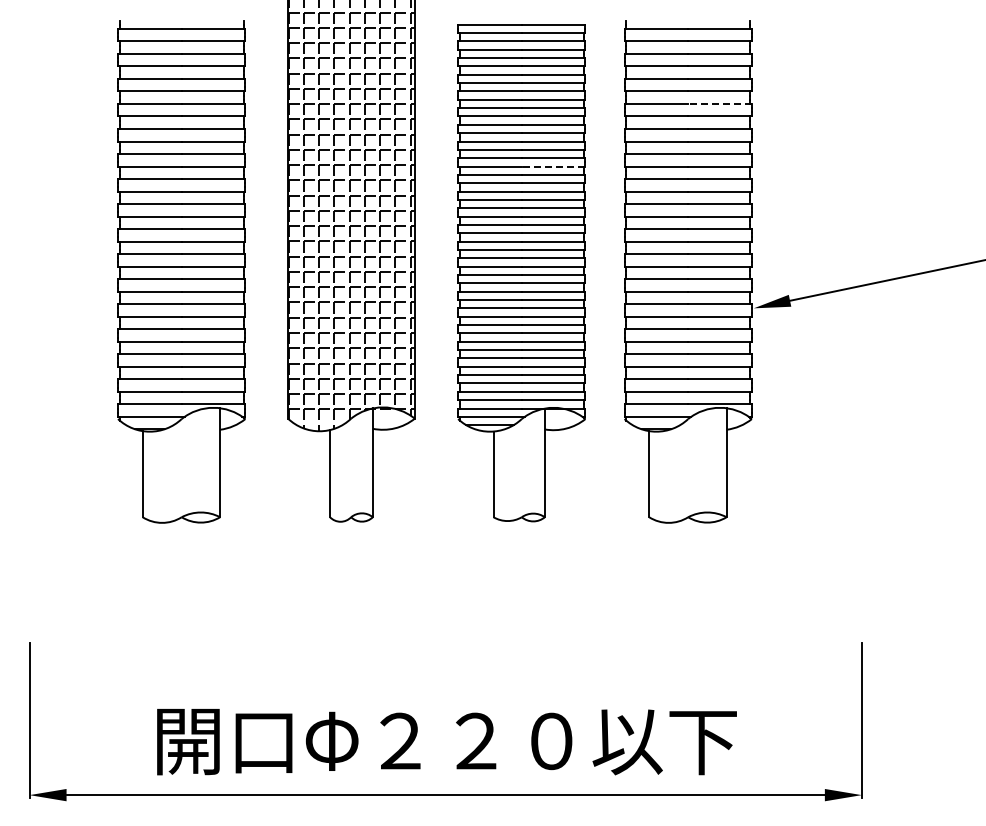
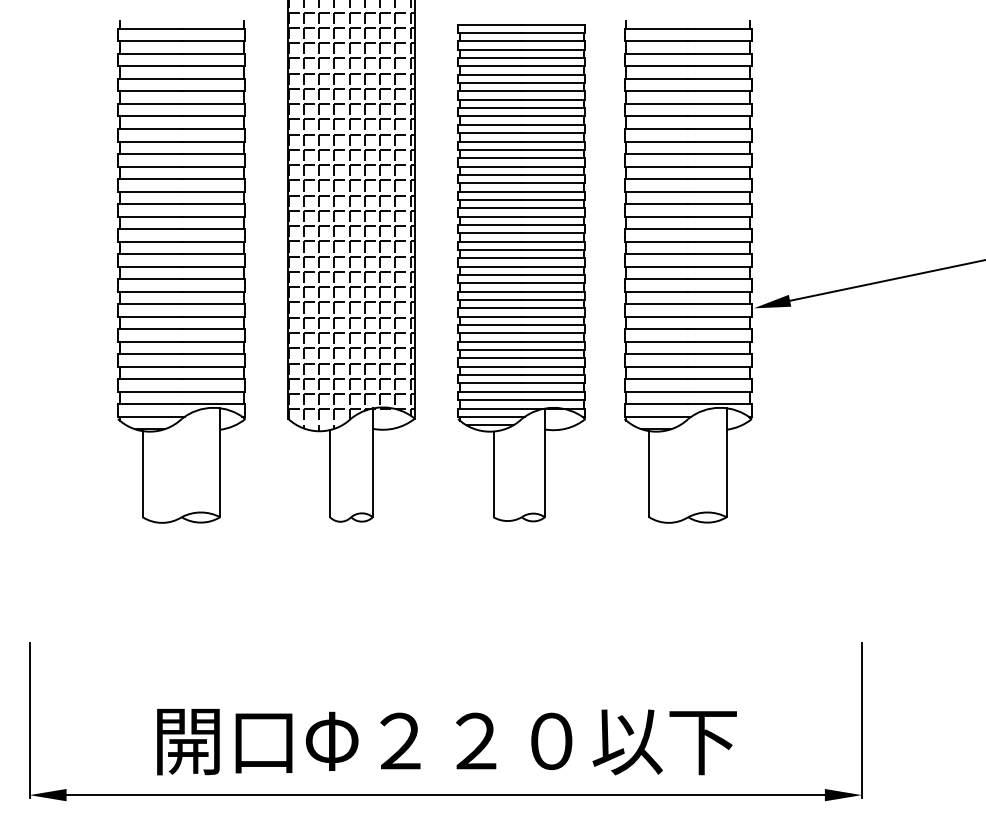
line: dashed -> solid (720, 103)
line: dashed -> solid (553, 166)
